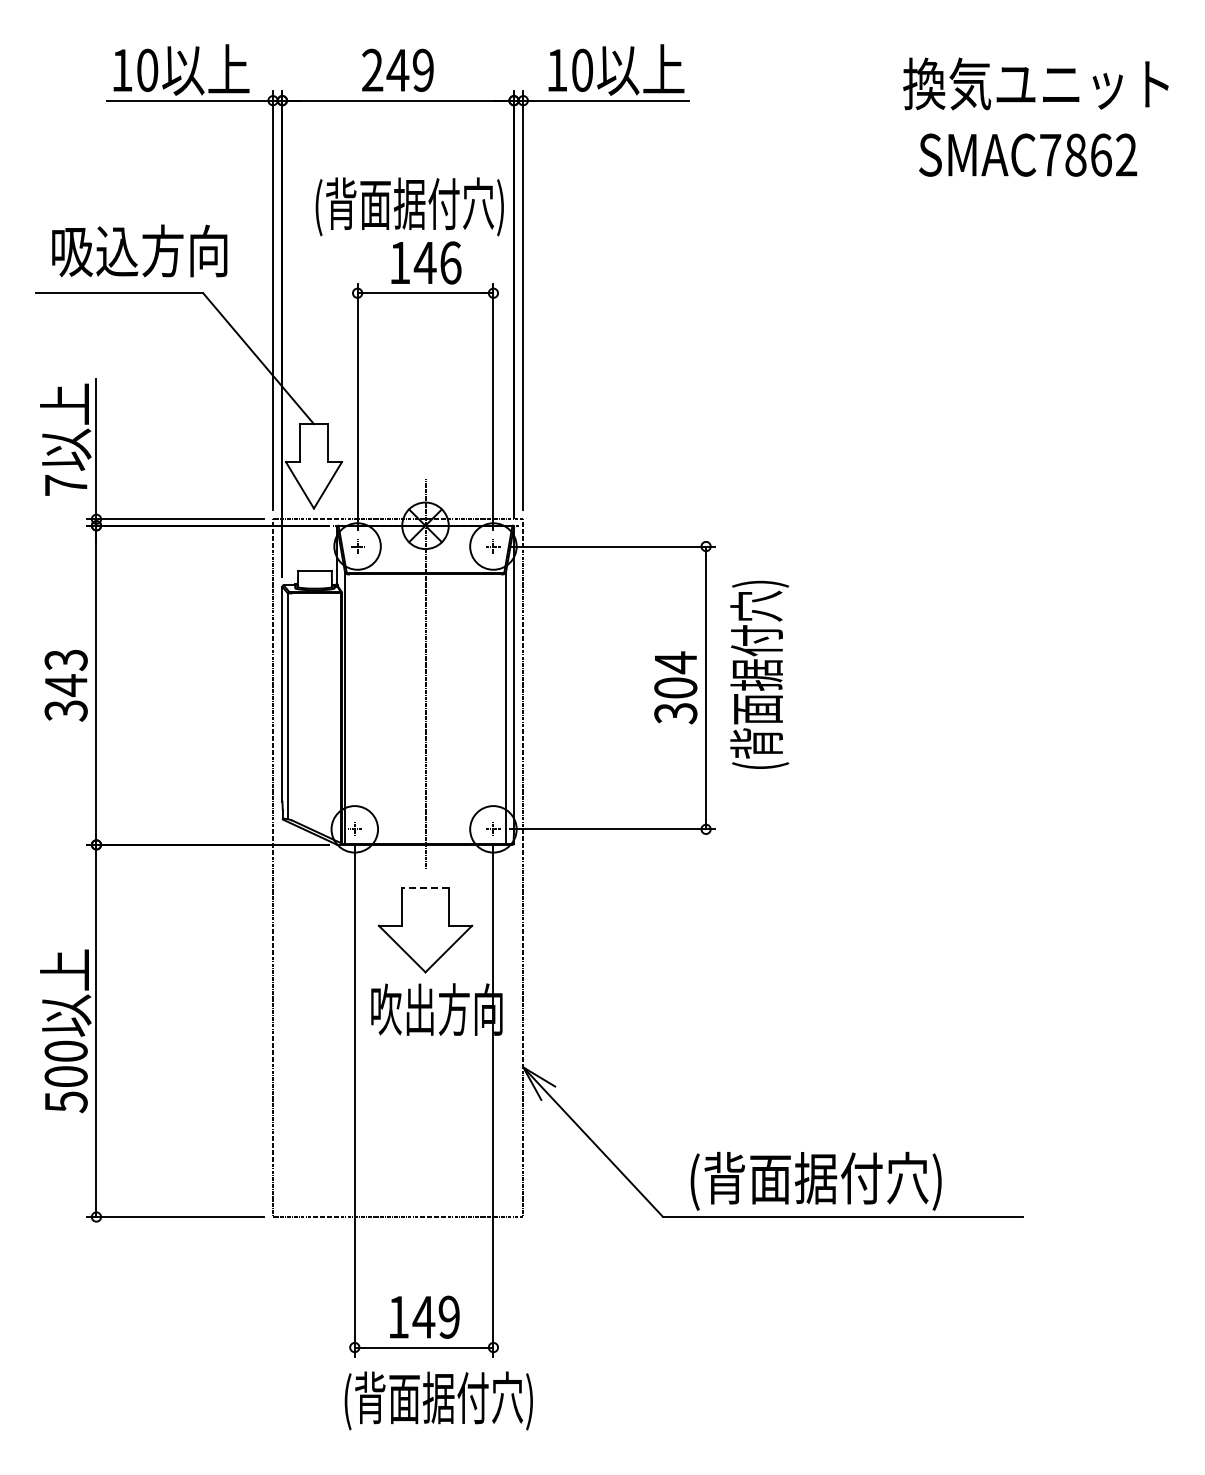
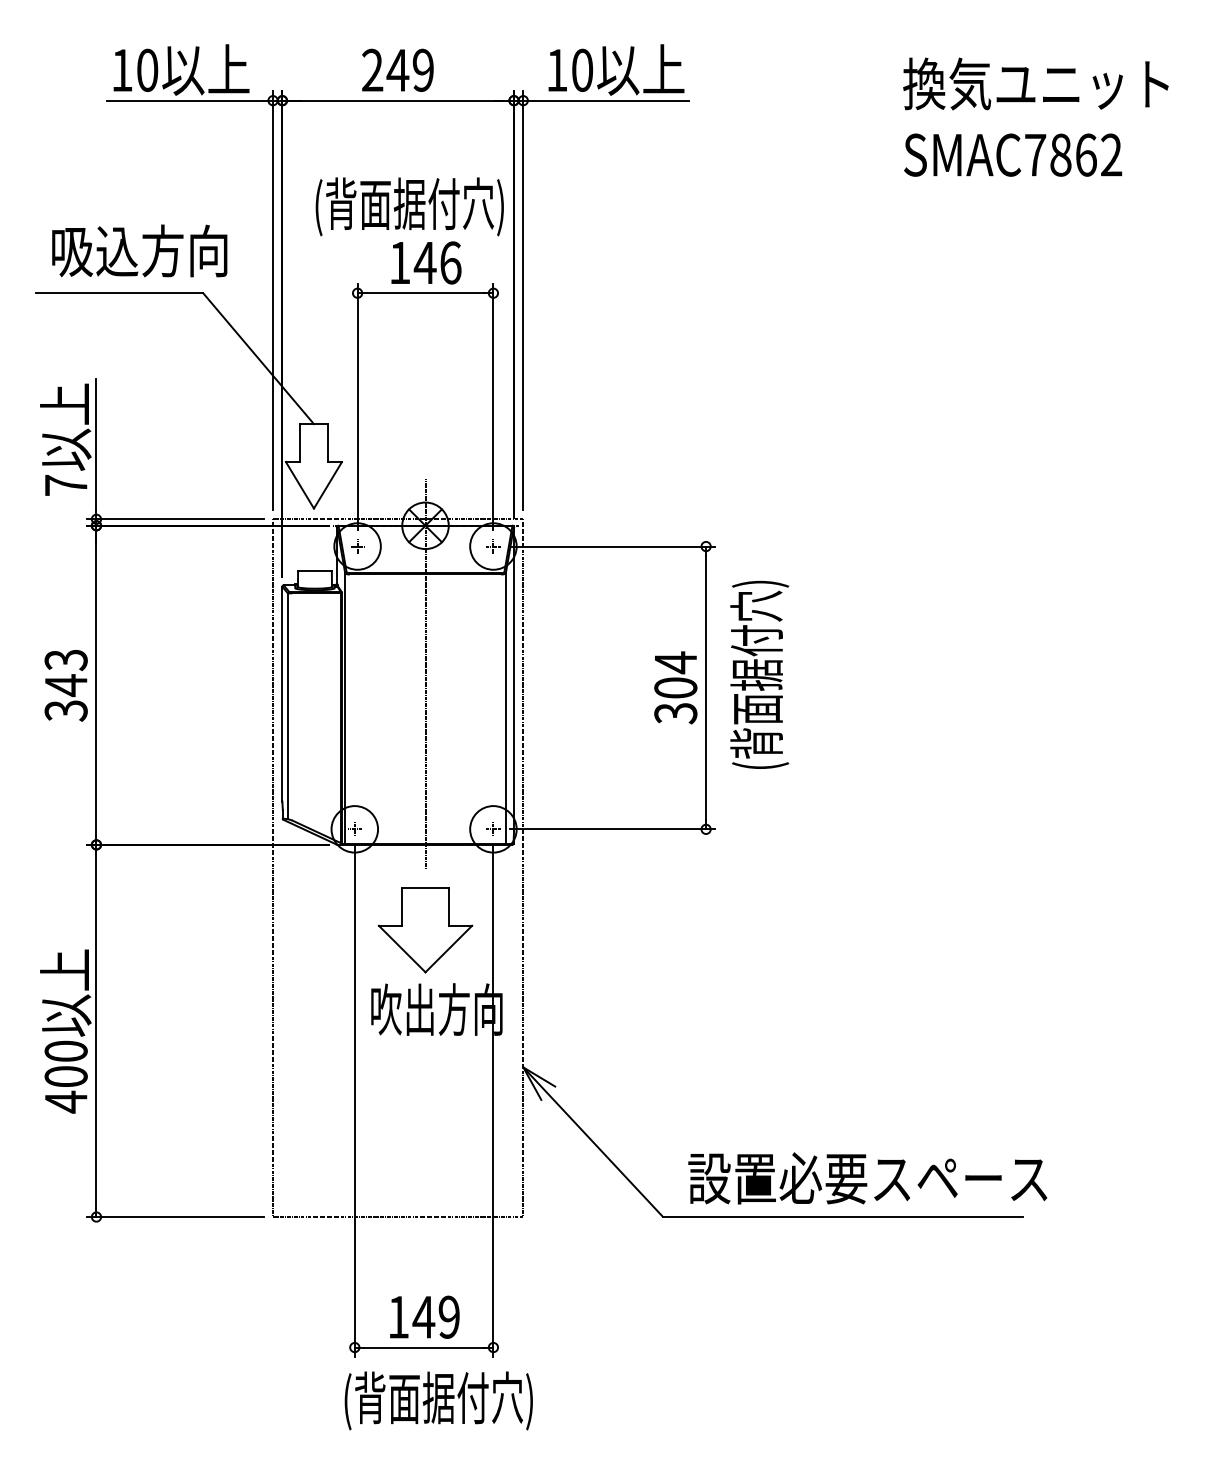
text position: (1028, 154) -> (1013, 154) (1013, 154)
line: dashed -> solid (425, 887)
text: 500 -> 400 (66, 1101)
text: (背面据付穴) -> 設置必要スペース (867, 1180)
